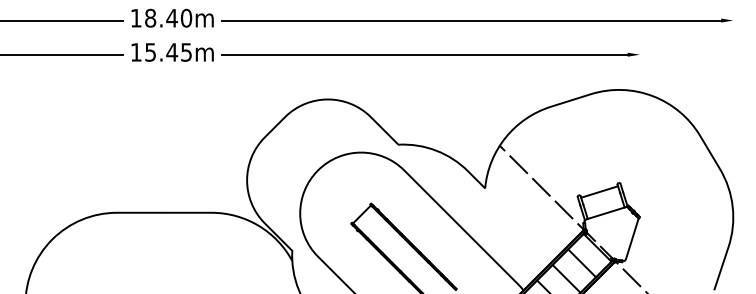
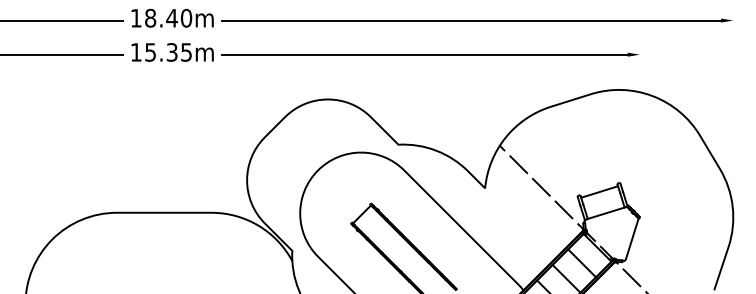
text: 15.45m -> 15.35m (172, 52)
